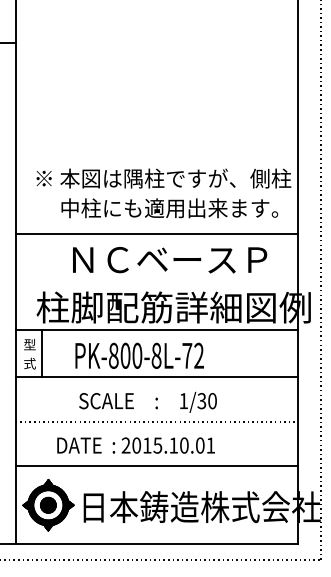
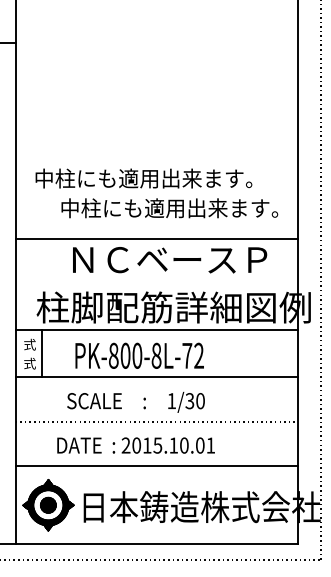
text: ※ 本図は隅柱ですが、側柱 -> 中柱にも適用出来ます。 (163, 178)
line position: (156, 233) -> (156, 238) (156, 238)
text: 型 -> 式 (29, 344)
text position: (147, 401) -> (135, 401) (135, 401)
